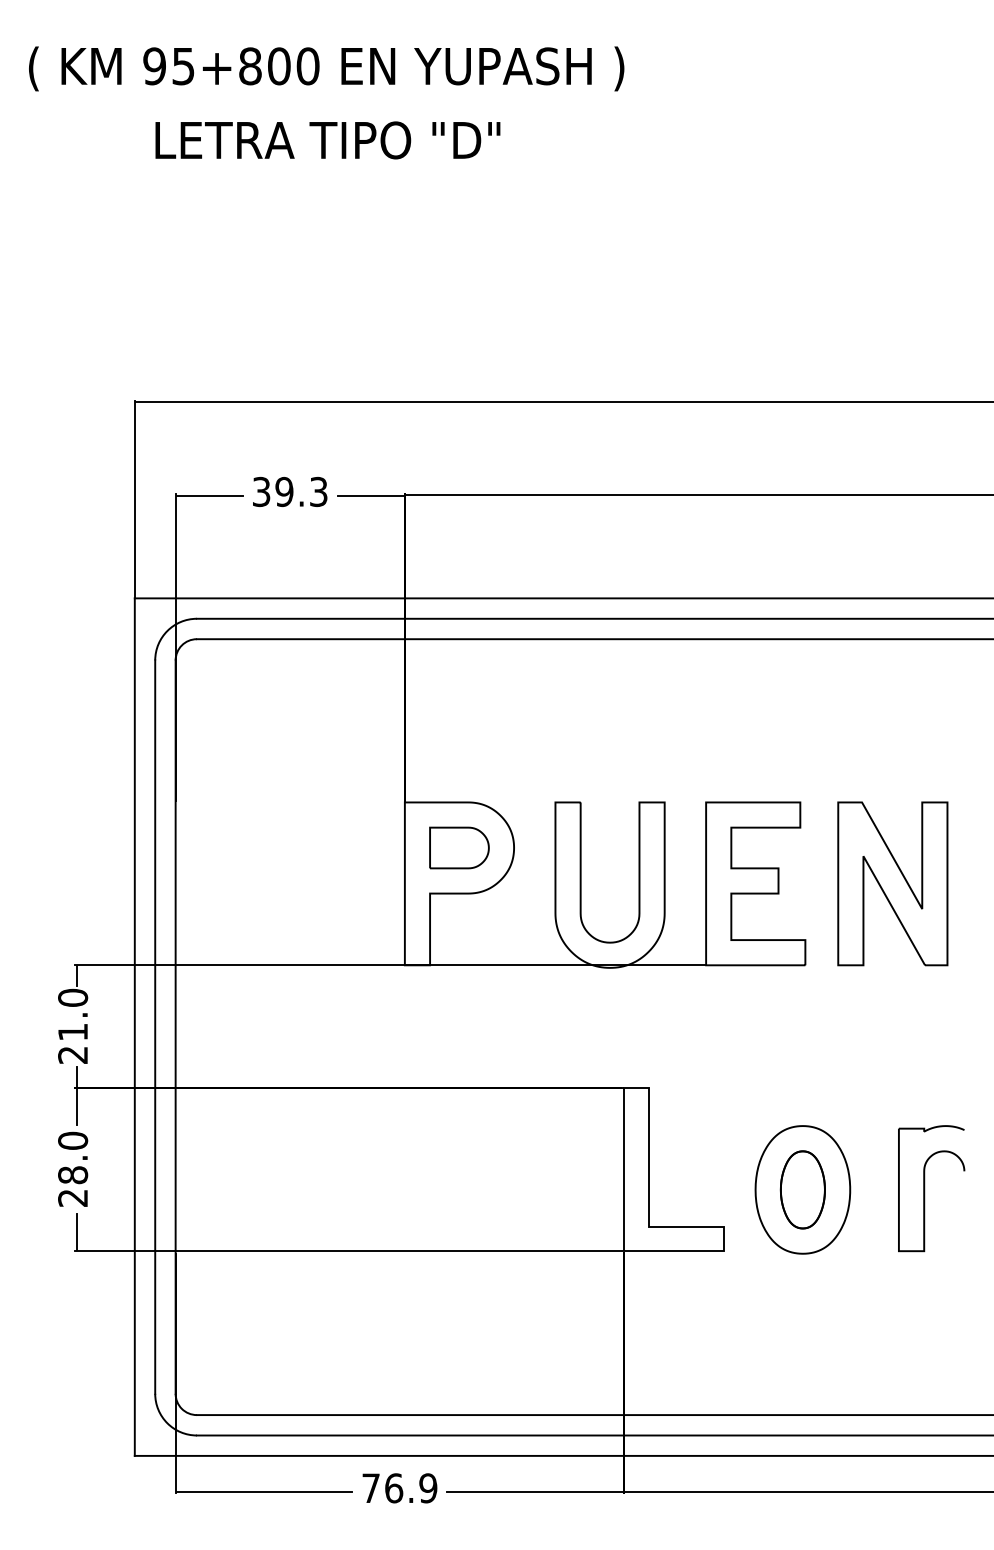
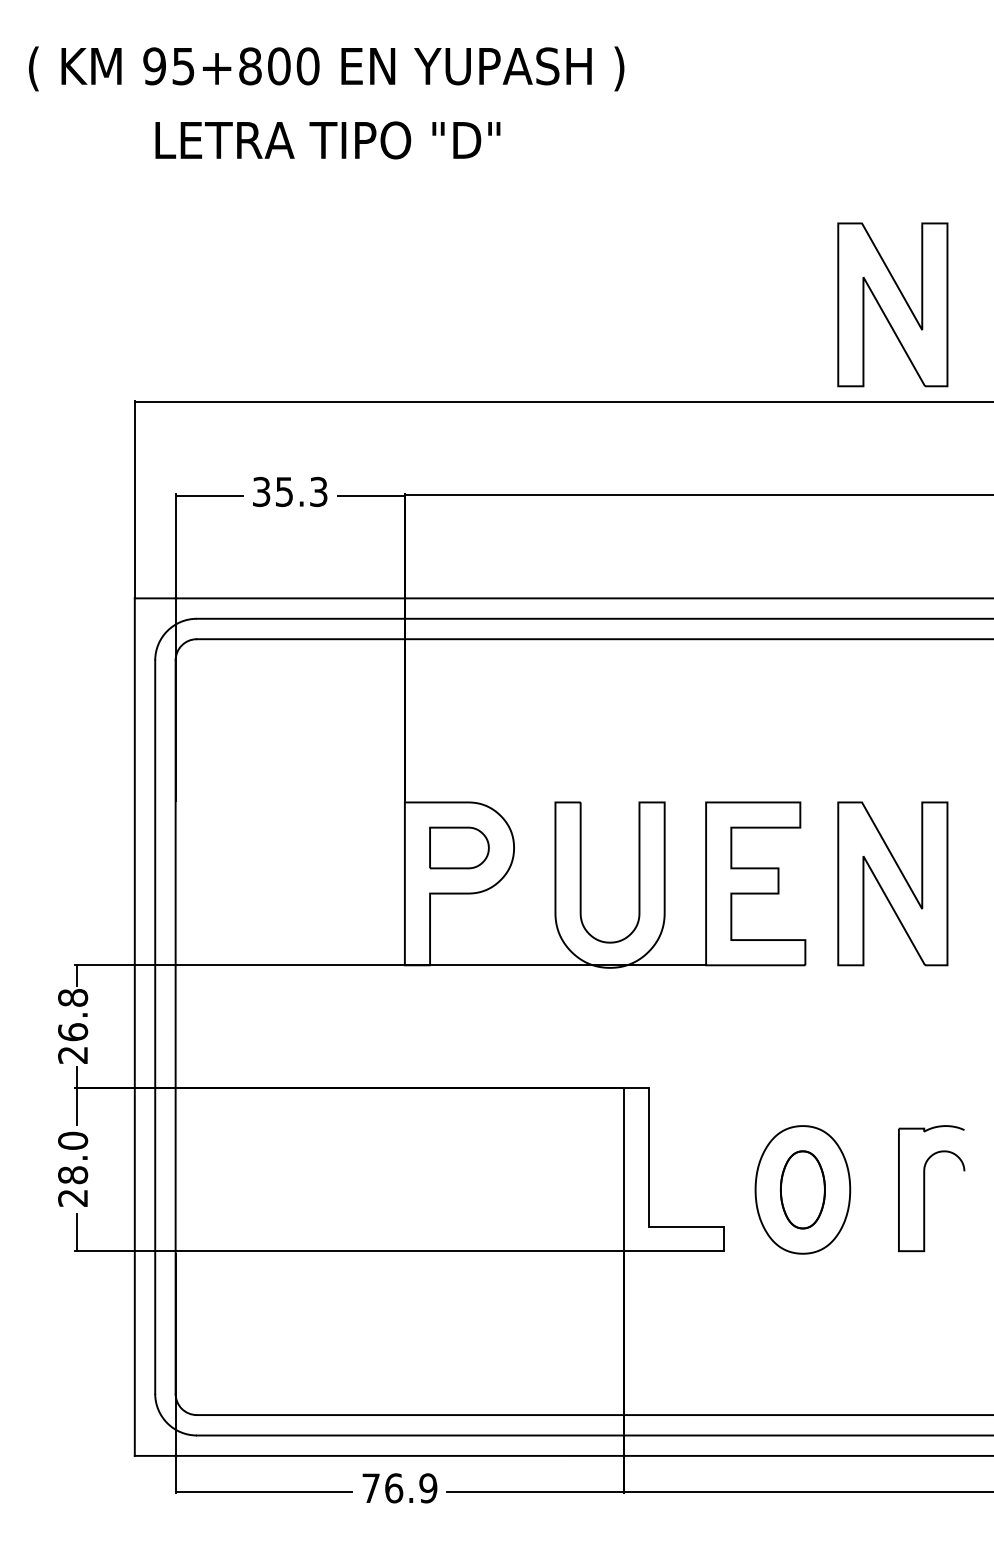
part: none -> present (892, 304)
text: 39.3 -> 35.3 (284, 491)
text: 21.0 -> 26.8 (73, 1014)
